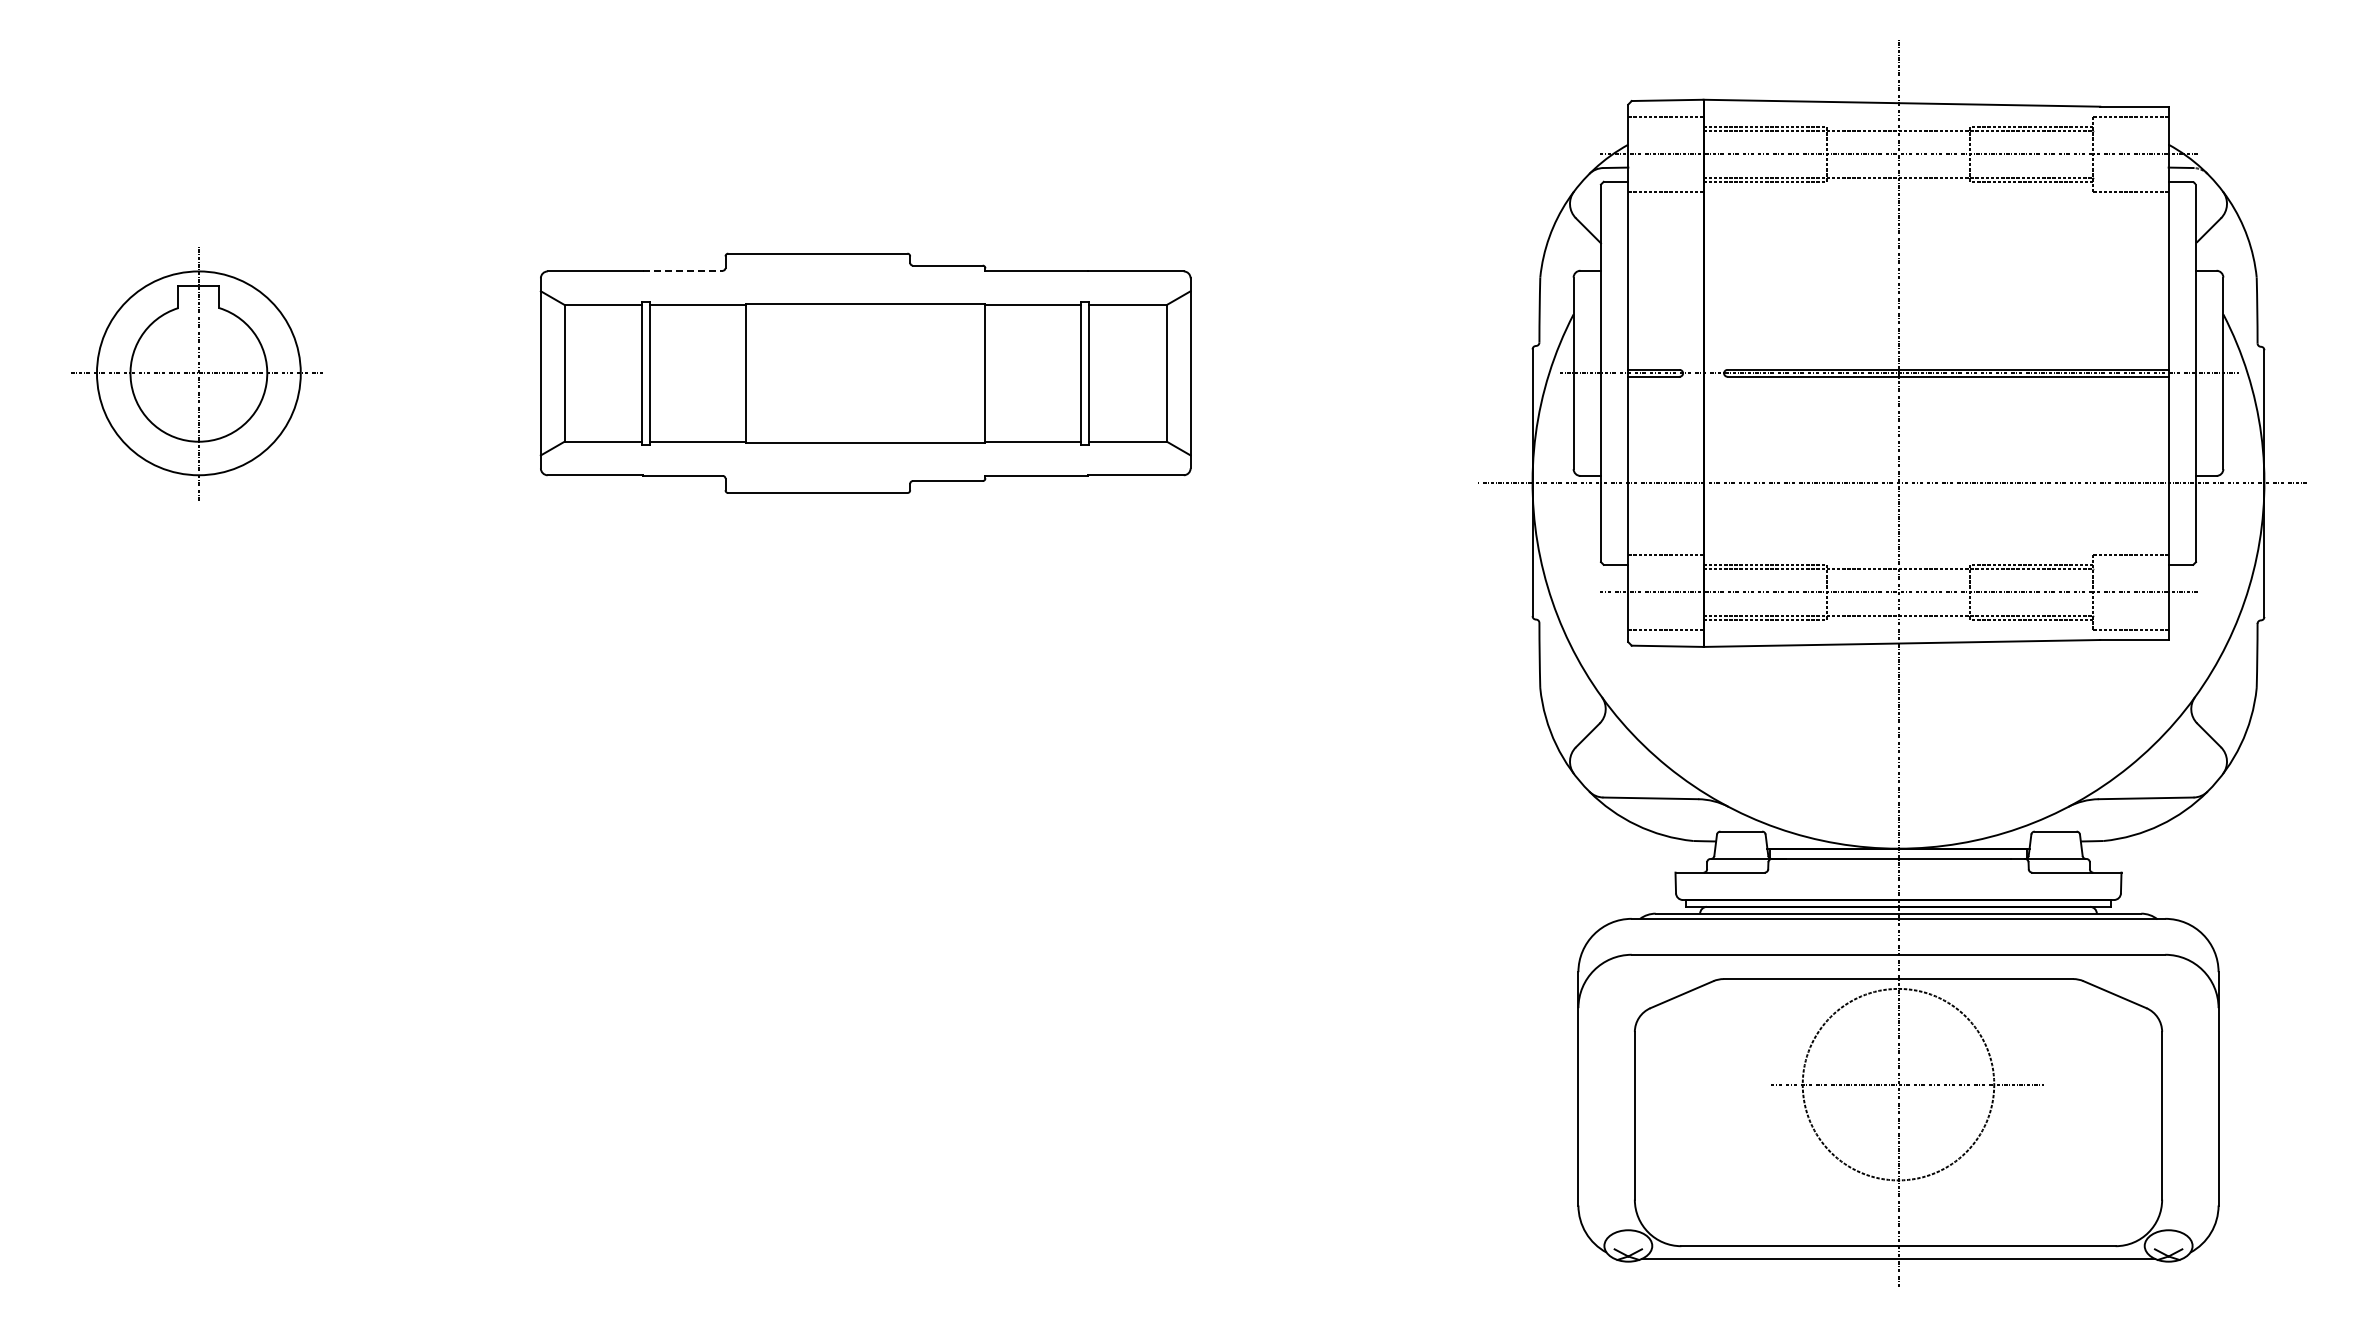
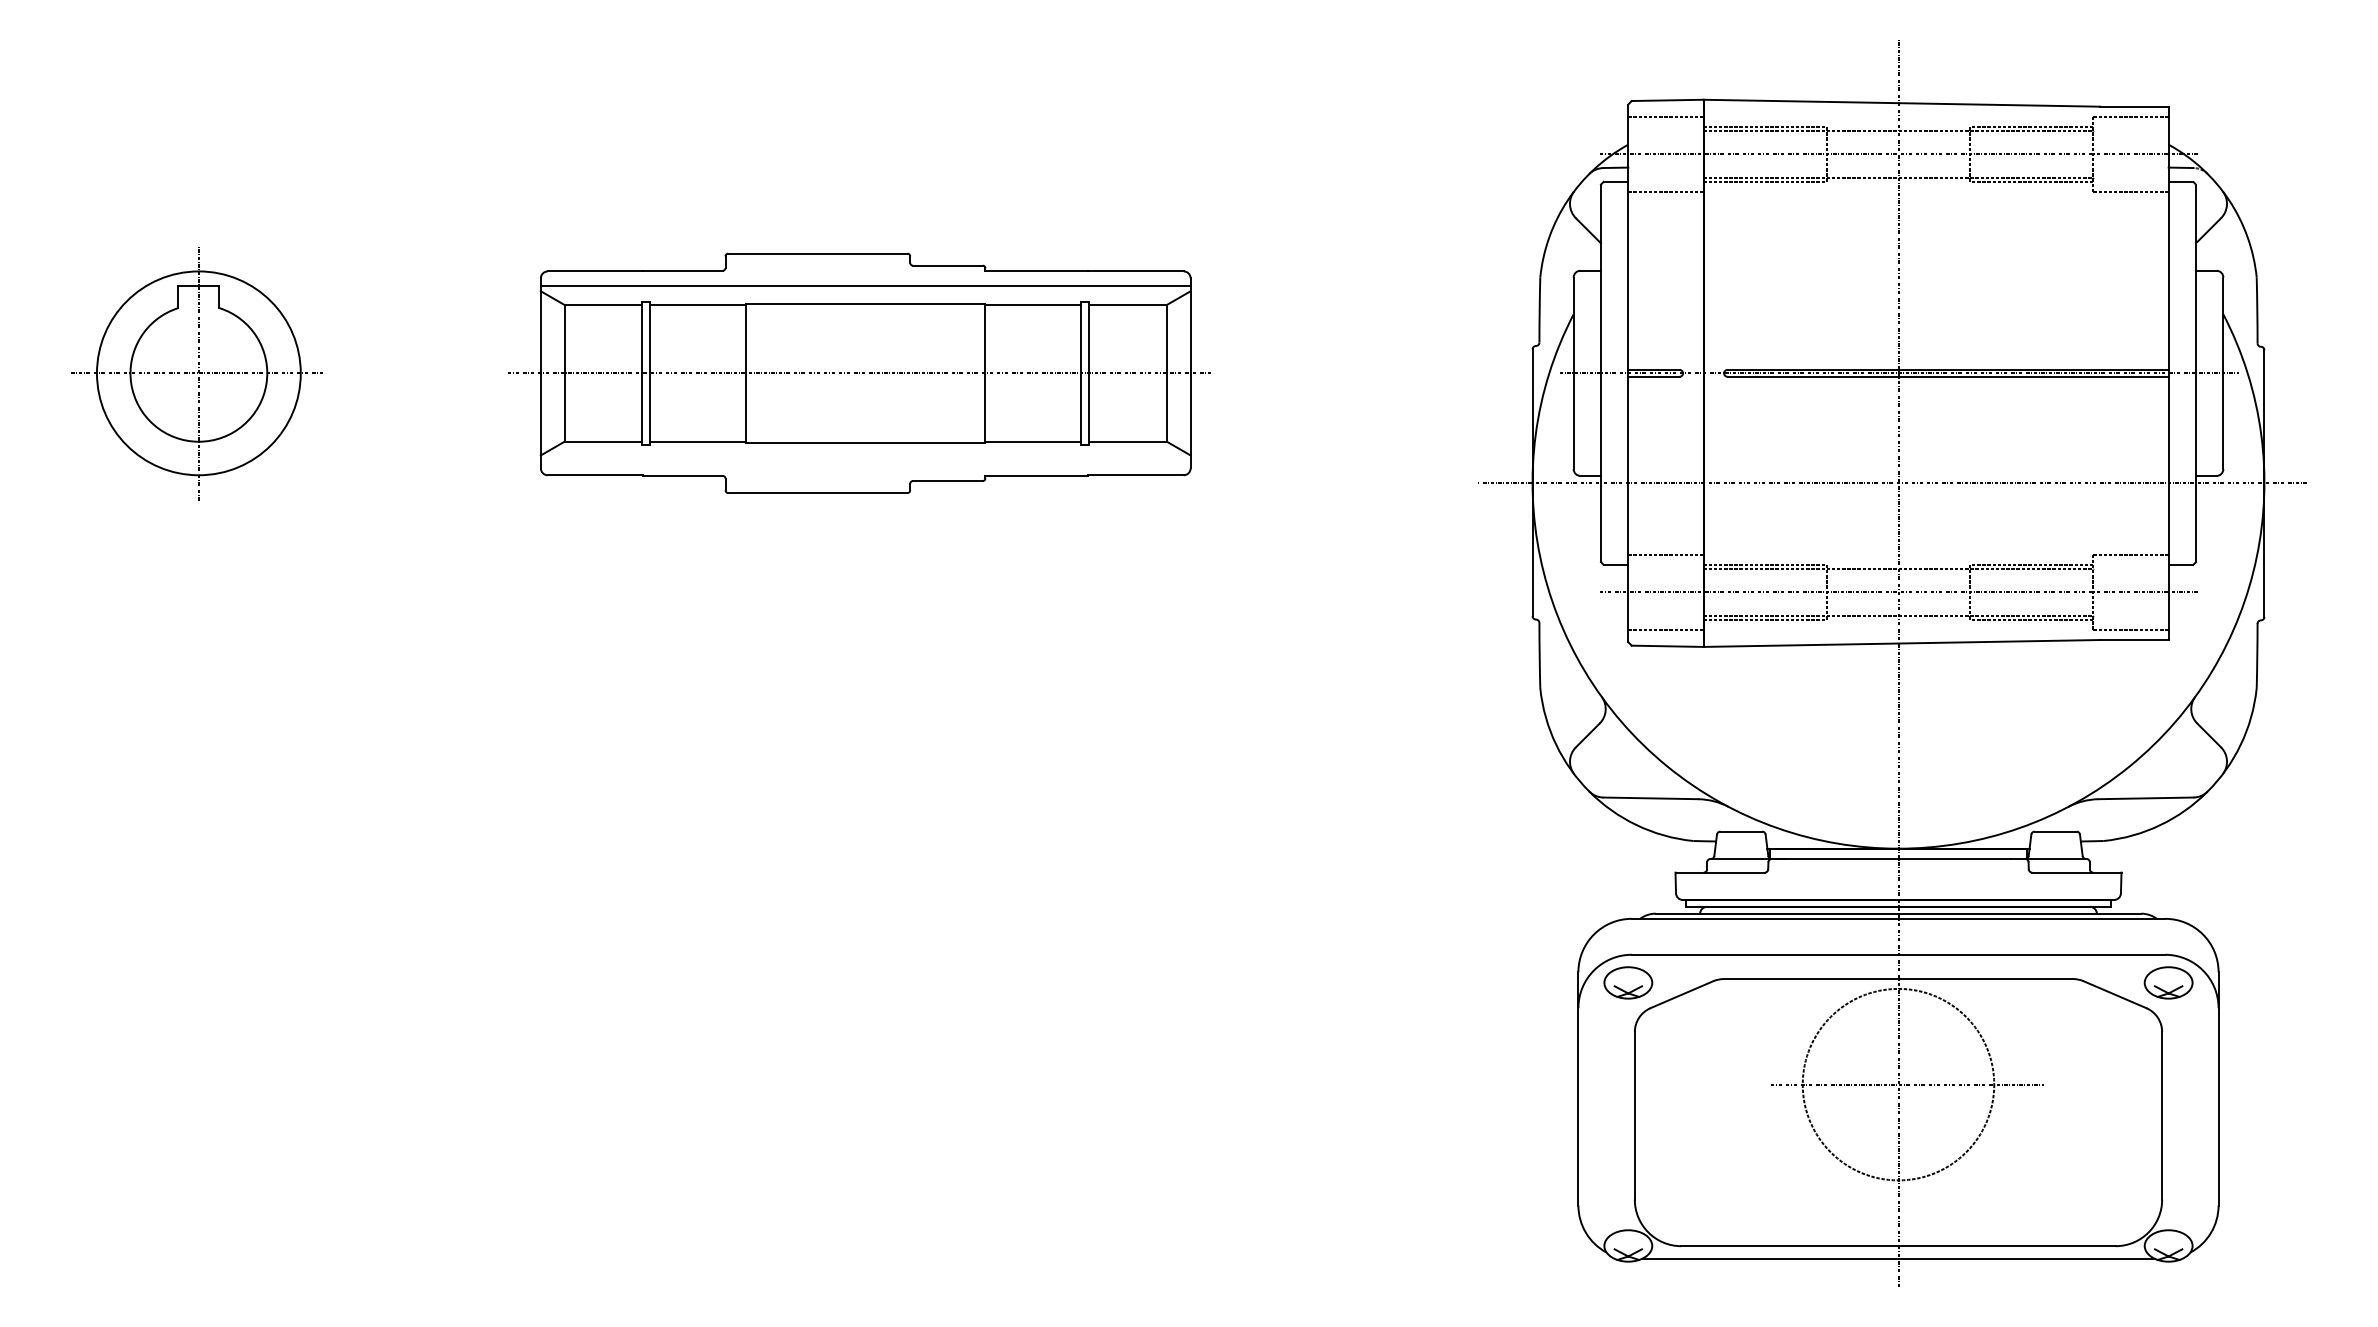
line: dashed -> solid (683, 270)
line: none -> present (865, 285)
line: none -> present (858, 373)
part: none -> present (1628, 982)
part: none -> present (2168, 982)
